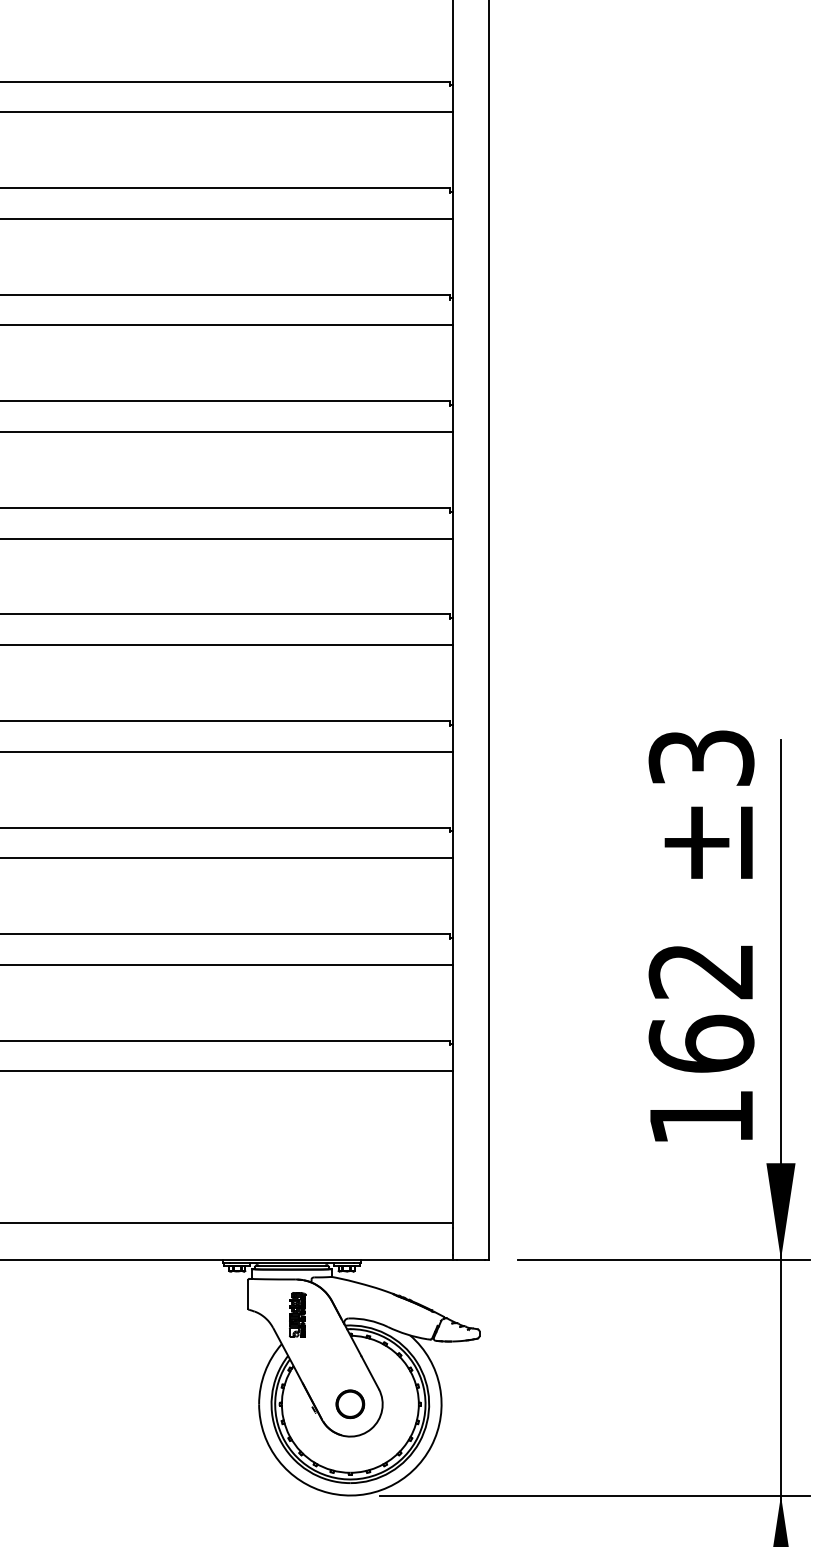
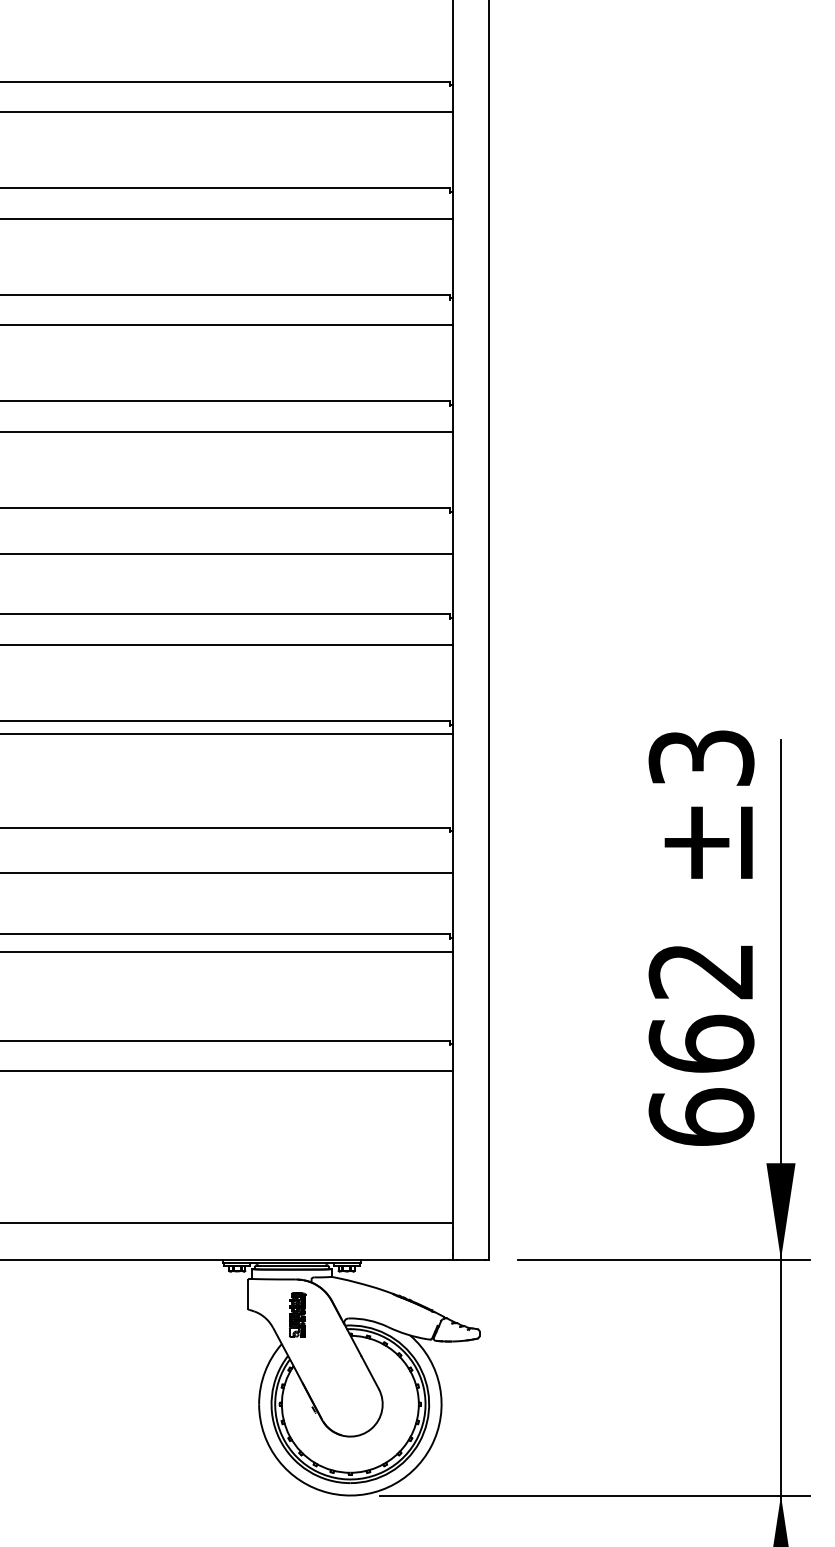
line position: (227, 538) -> (227, 553) (227, 553)
line position: (227, 751) -> (227, 733) (227, 733)
line position: (227, 858) -> (227, 873) (227, 873)
line position: (227, 964) -> (227, 951) (227, 951)
text: 162 -> 662 (701, 1116)
part: present -> none (350, 1404)
